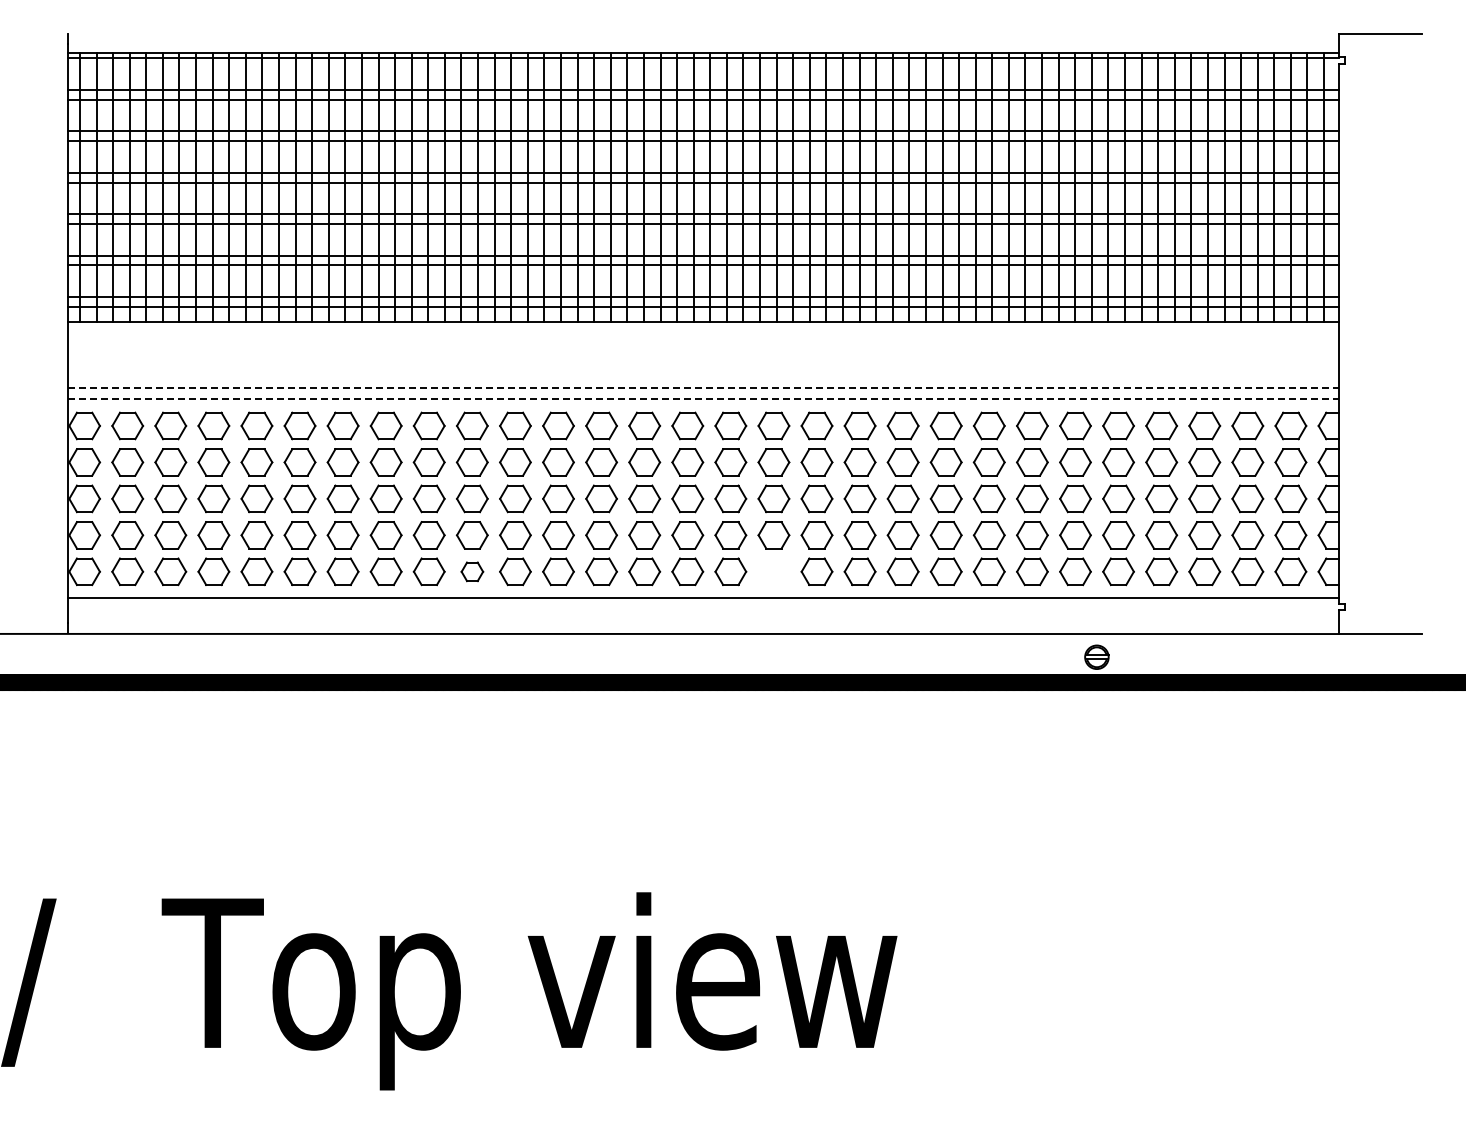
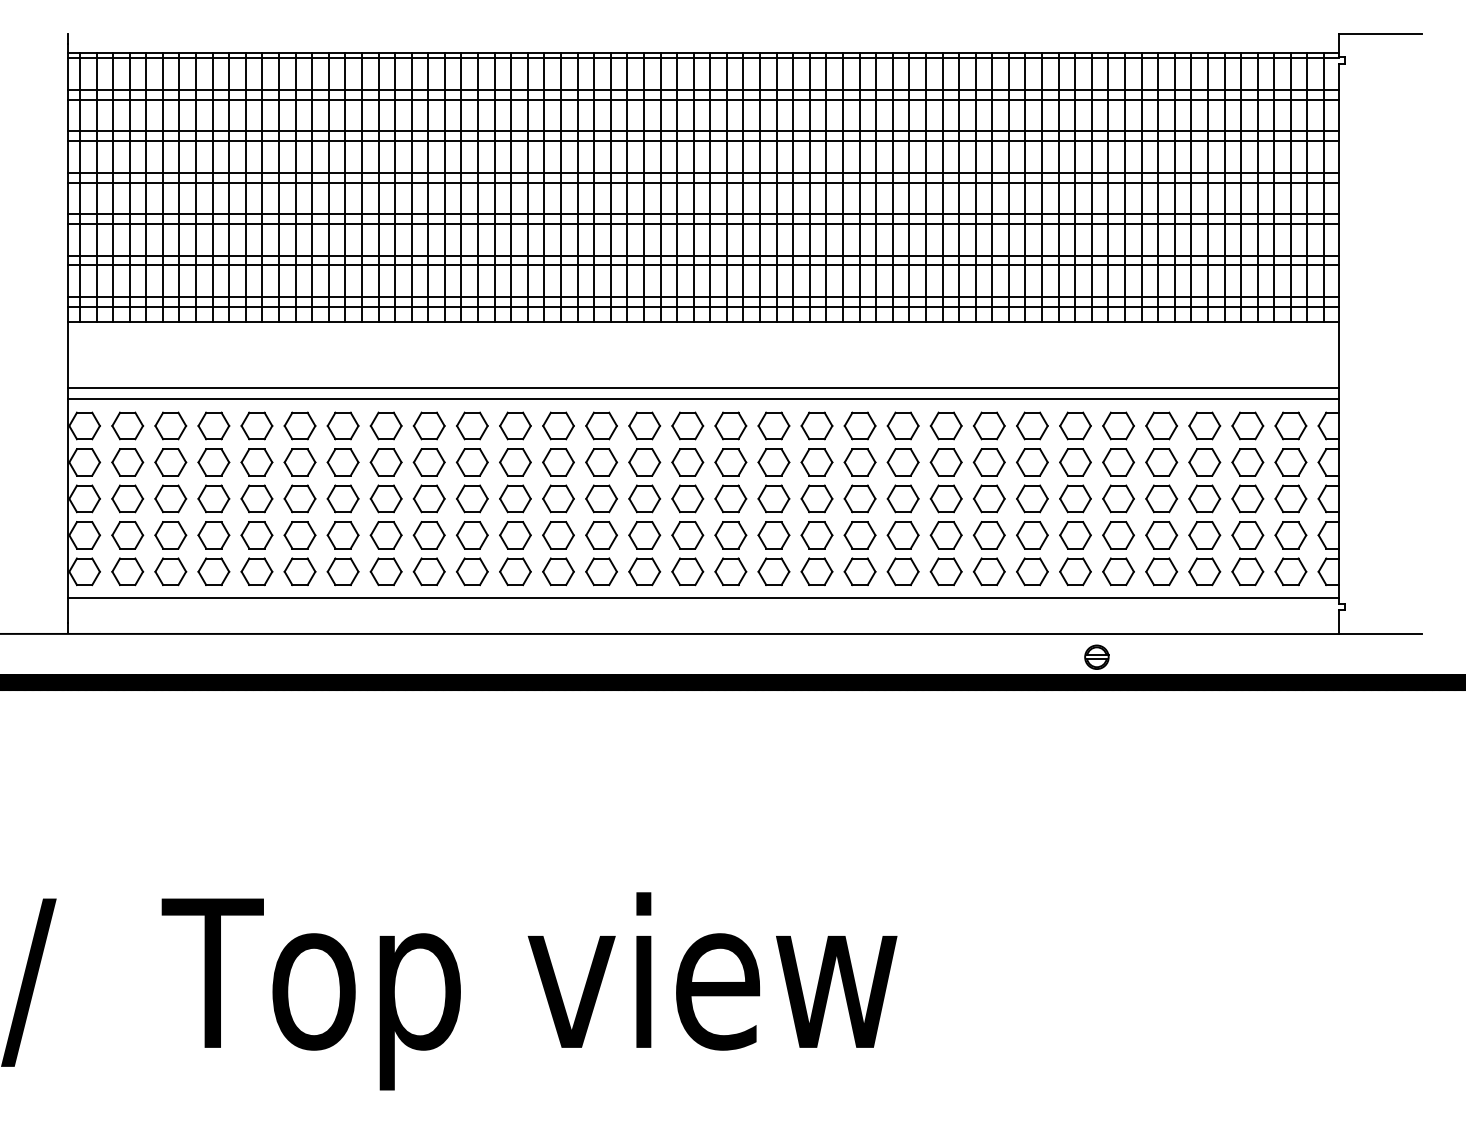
line: dashed -> solid (704, 388)
line: dashed -> solid (704, 399)
part size: 25x22 px -> 33x30 px (472, 571)
part: none -> present (773, 571)
